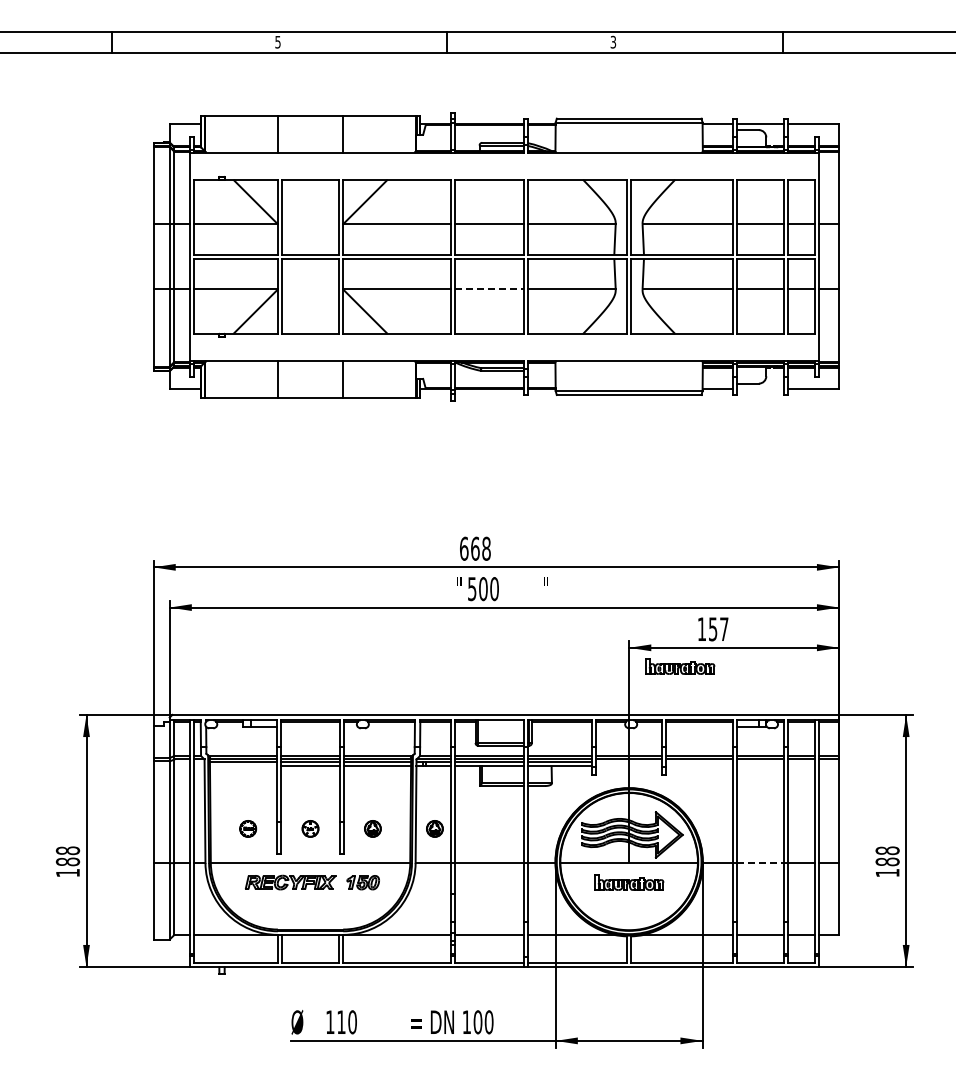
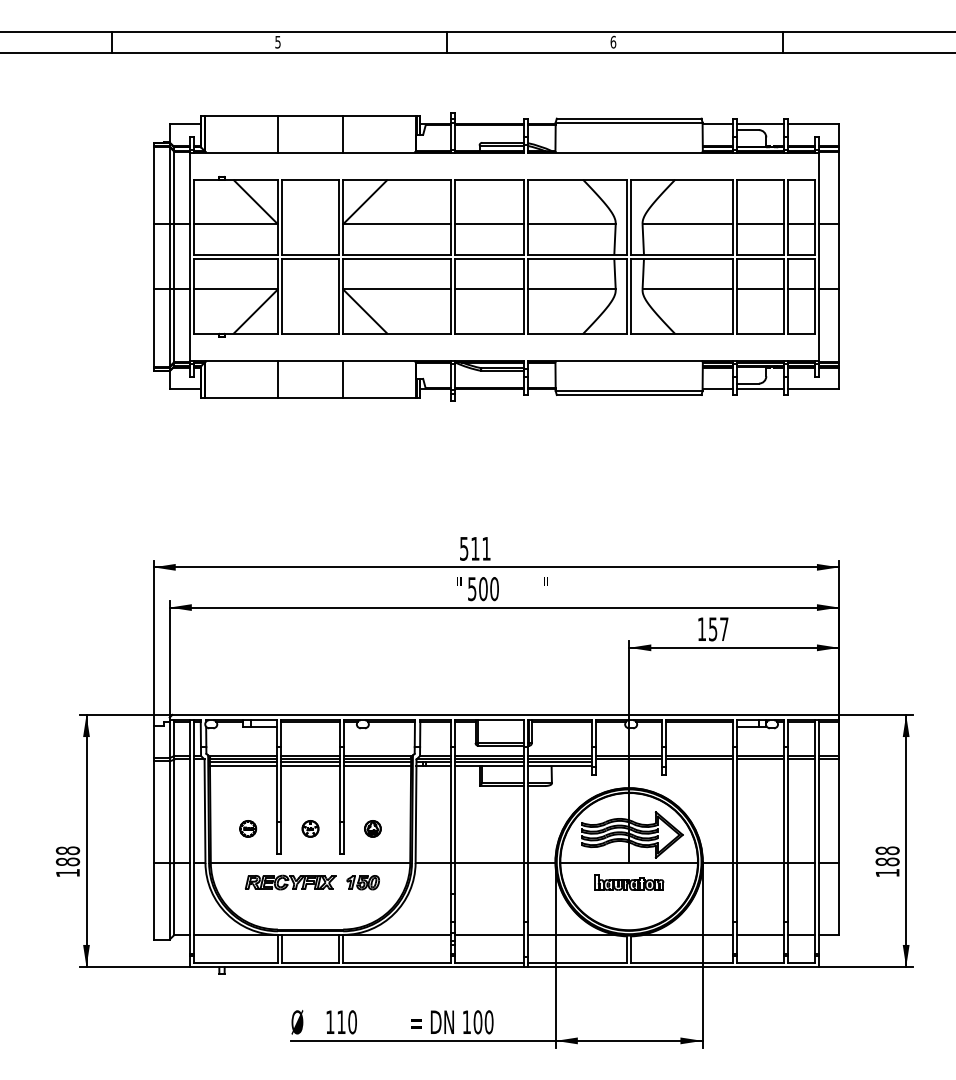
text: 3 -> 6 (613, 41)
line: dashed -> solid (489, 289)
line: none -> present (759, 389)
text: 668 -> 511 (475, 548)
part: present -> none (680, 666)
line: none -> present (243, 765)
part: present -> none (434, 828)
line: dashed -> solid (760, 863)
